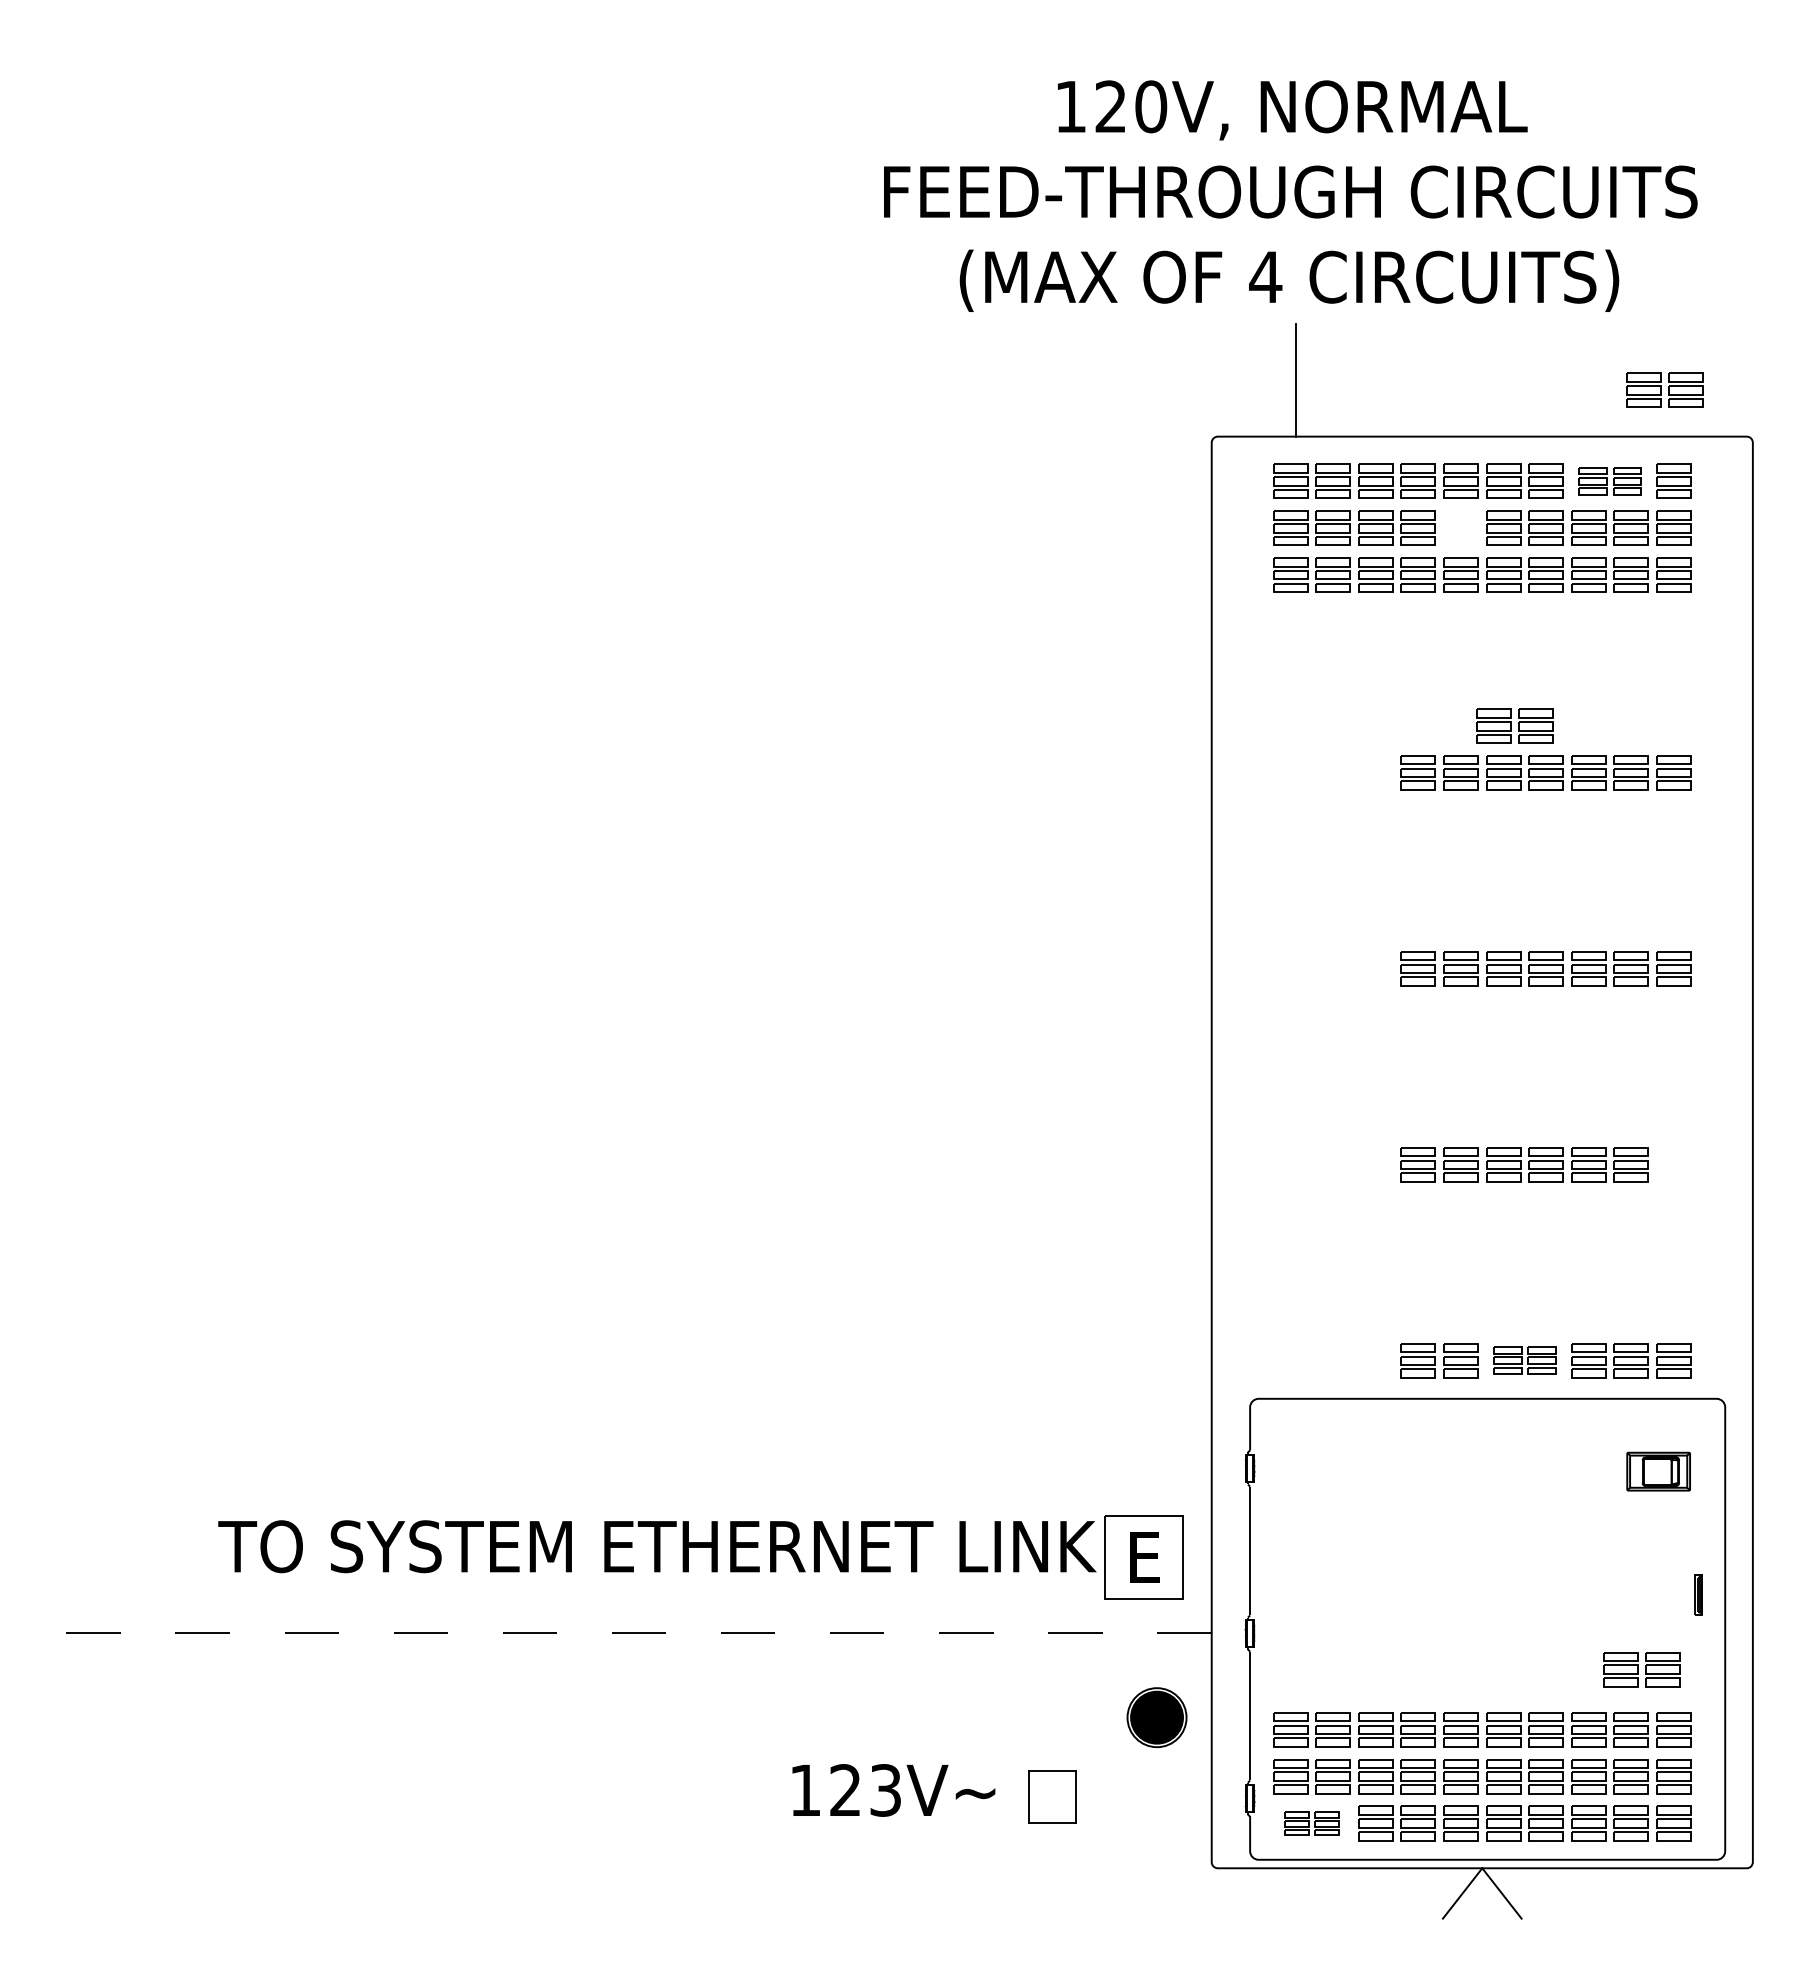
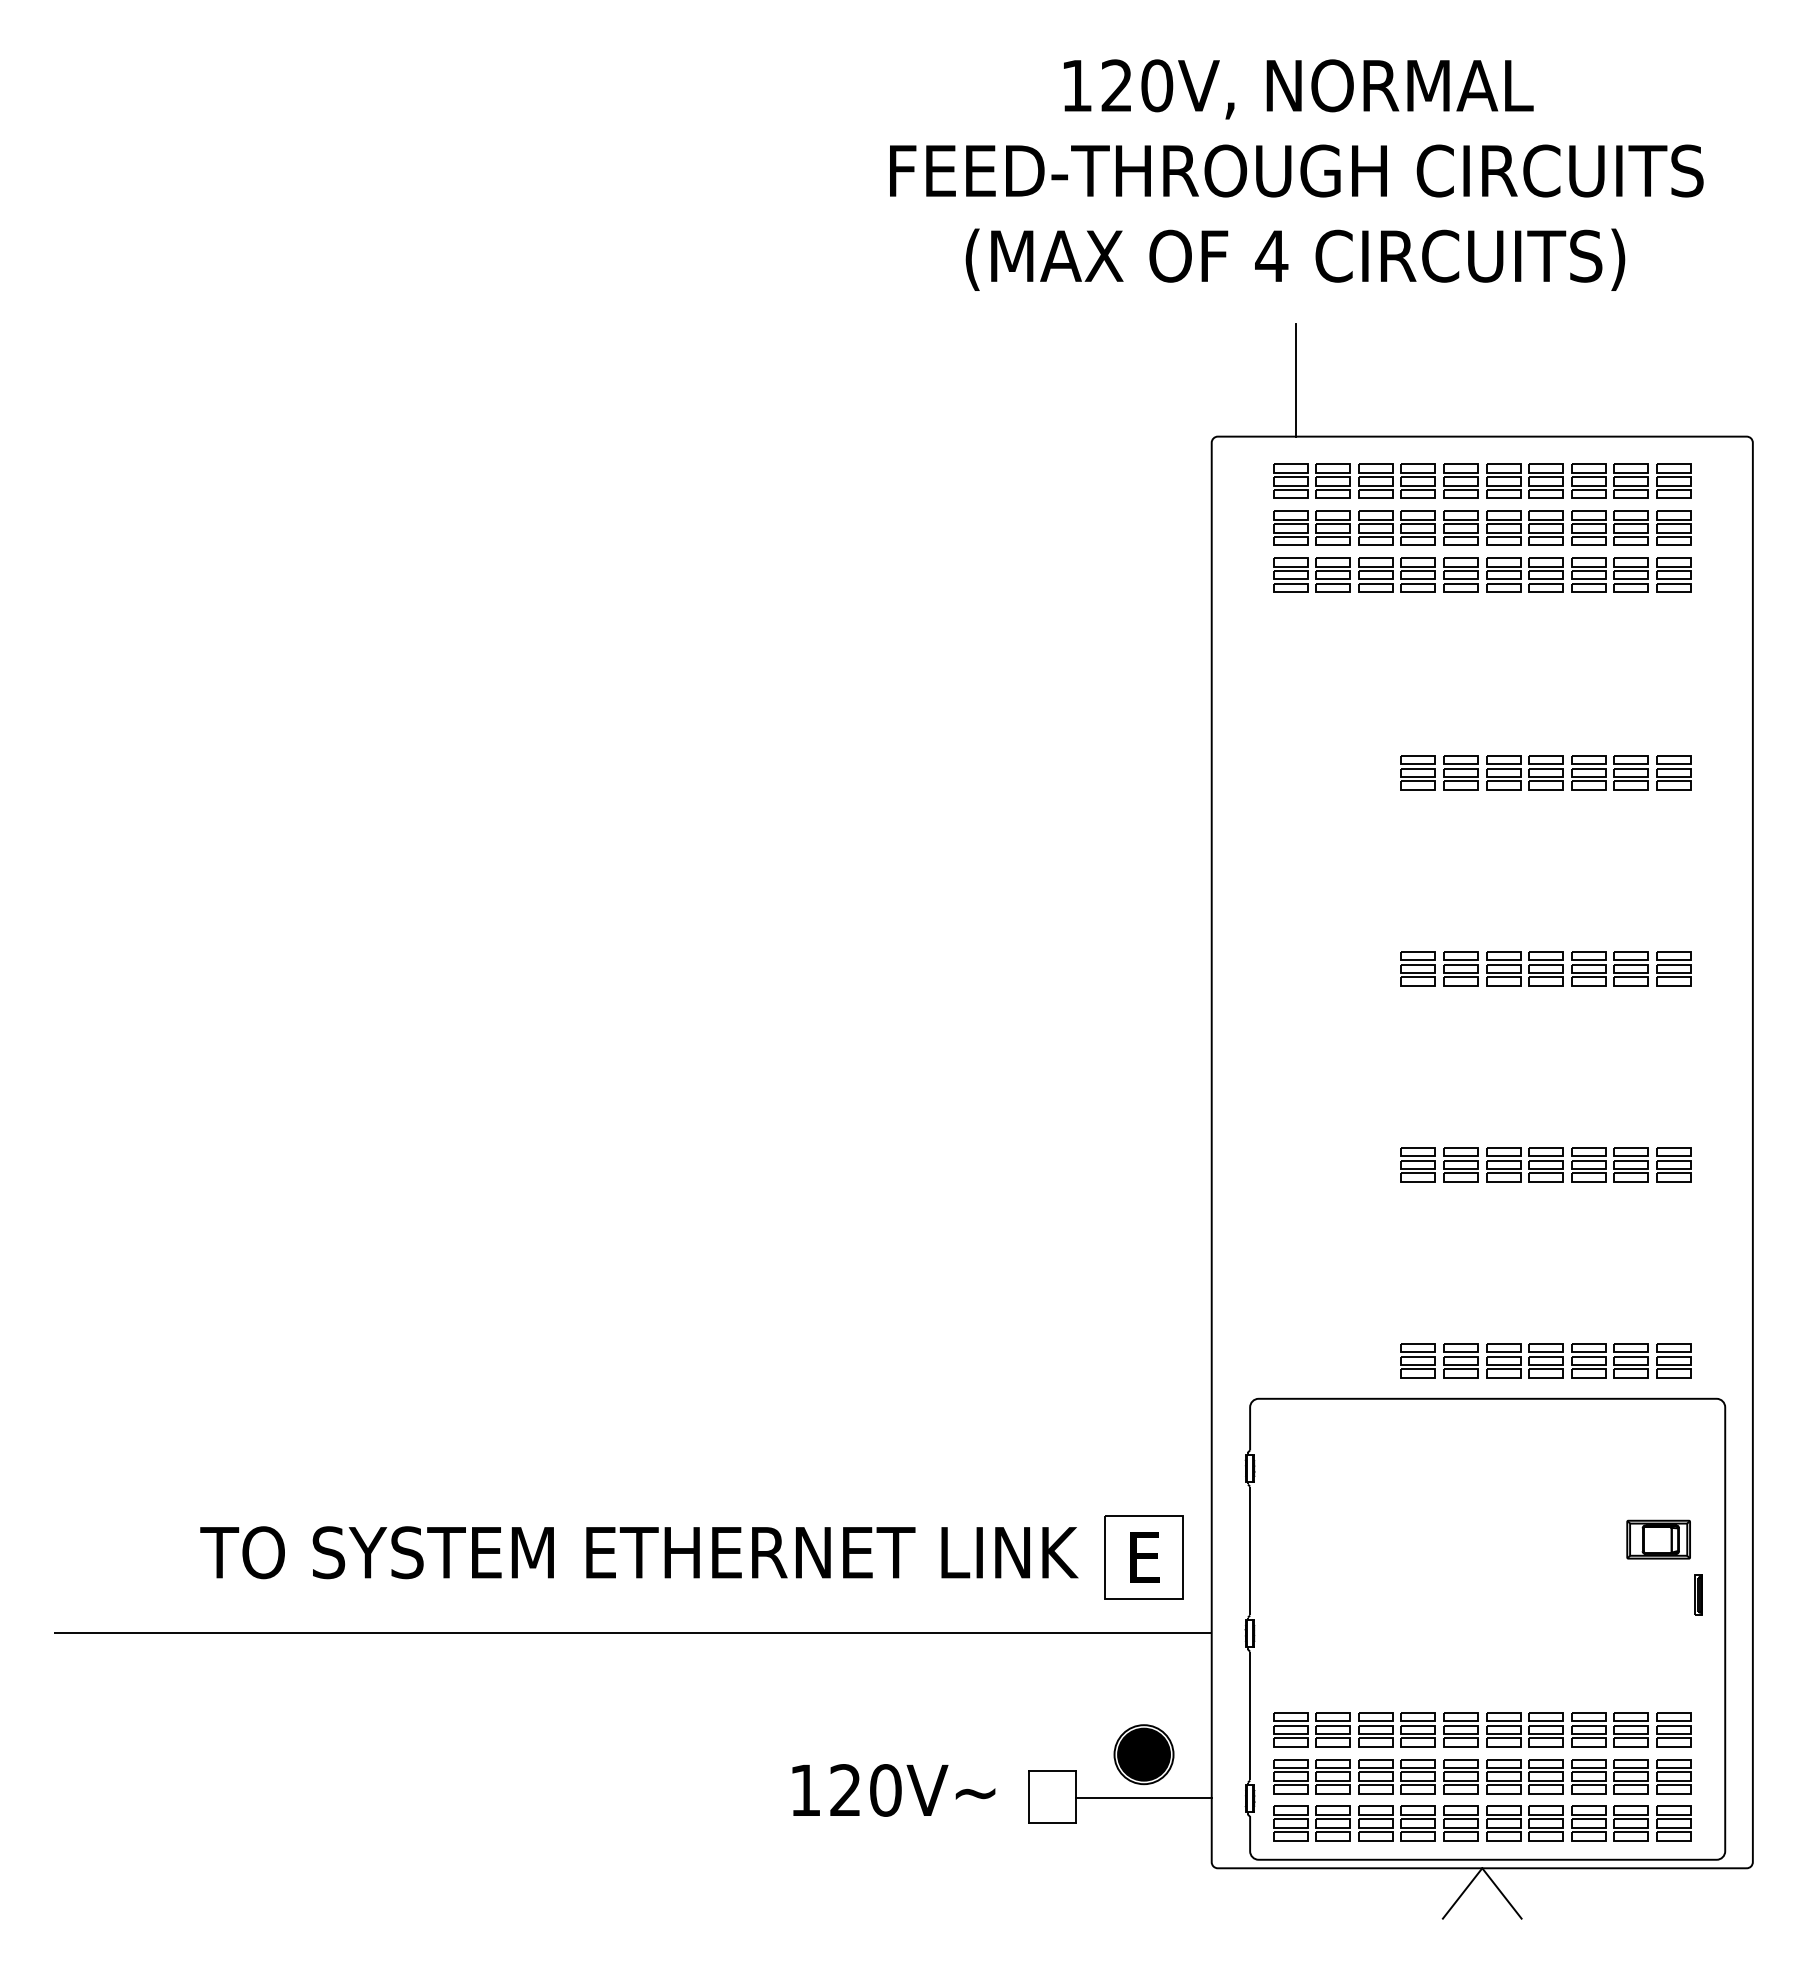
text position: (1290, 195) -> (1296, 174) (1296, 174)
part: present -> none (1664, 389)
part size: 64x29 px -> 78x36 px (1609, 480)
part: none -> present (1460, 527)
part: present -> none (1514, 725)
part: none -> present (1673, 1164)
part size: 64x29 px -> 78x36 px (1524, 1360)
part position: (1658, 1471) -> (1658, 1539) (1658, 1539)
text position: (657, 1546) -> (639, 1552) (639, 1552)
line: dashed -> solid (632, 1632)
part: present -> none (1641, 1669)
part position: (1156, 1717) -> (1143, 1754) (1143, 1754)
text: 123V~ -> 120V~ (885, 1790)
line: none -> present (1143, 1797)
part size: 56x25 px -> 78x37 px (1311, 1823)
